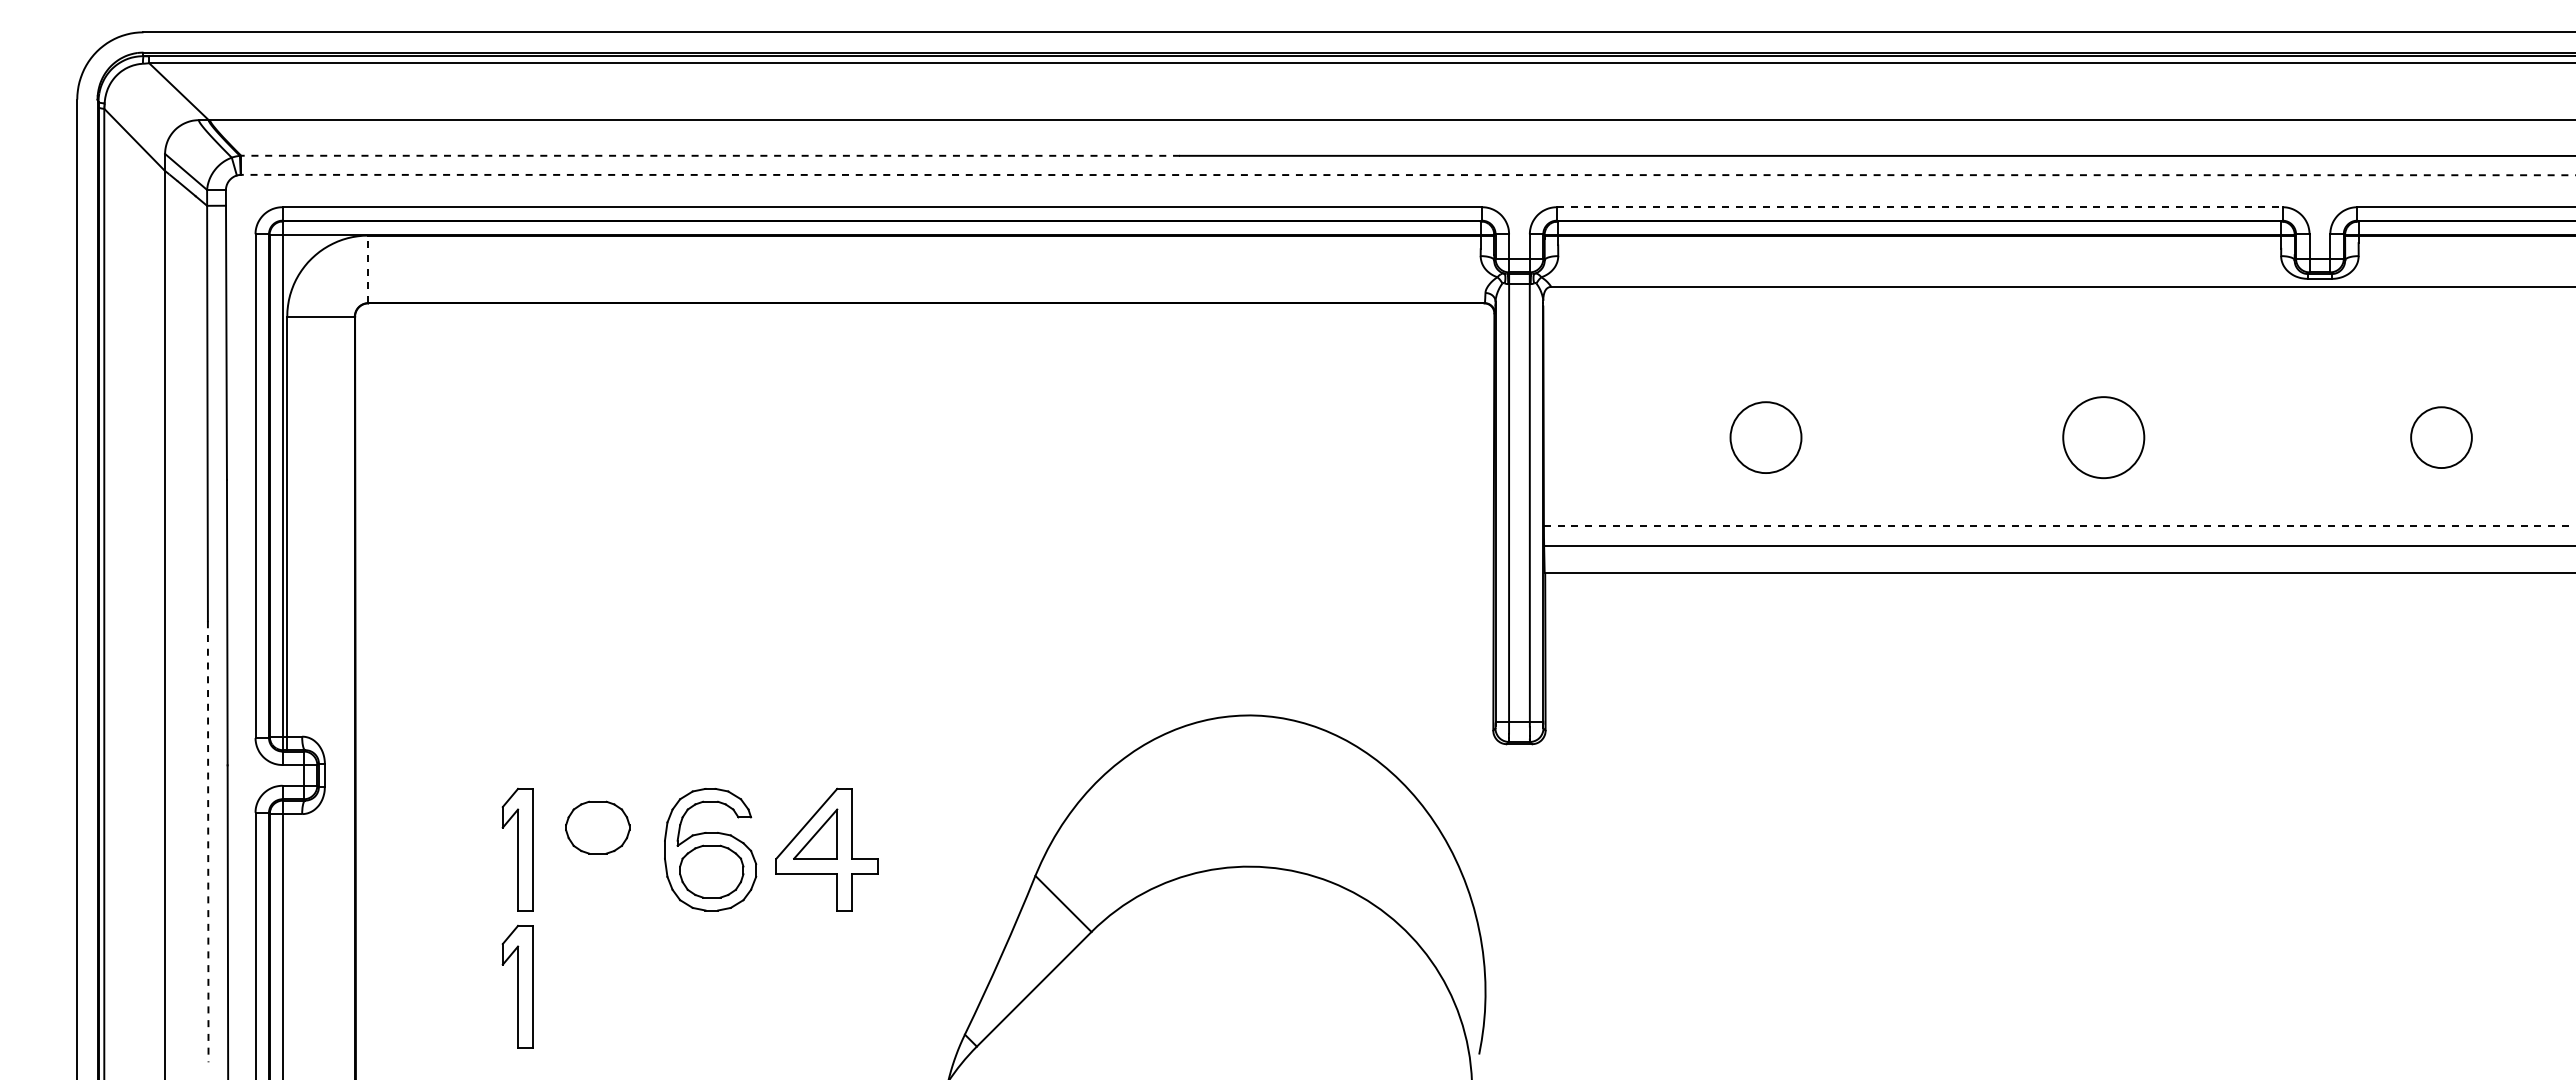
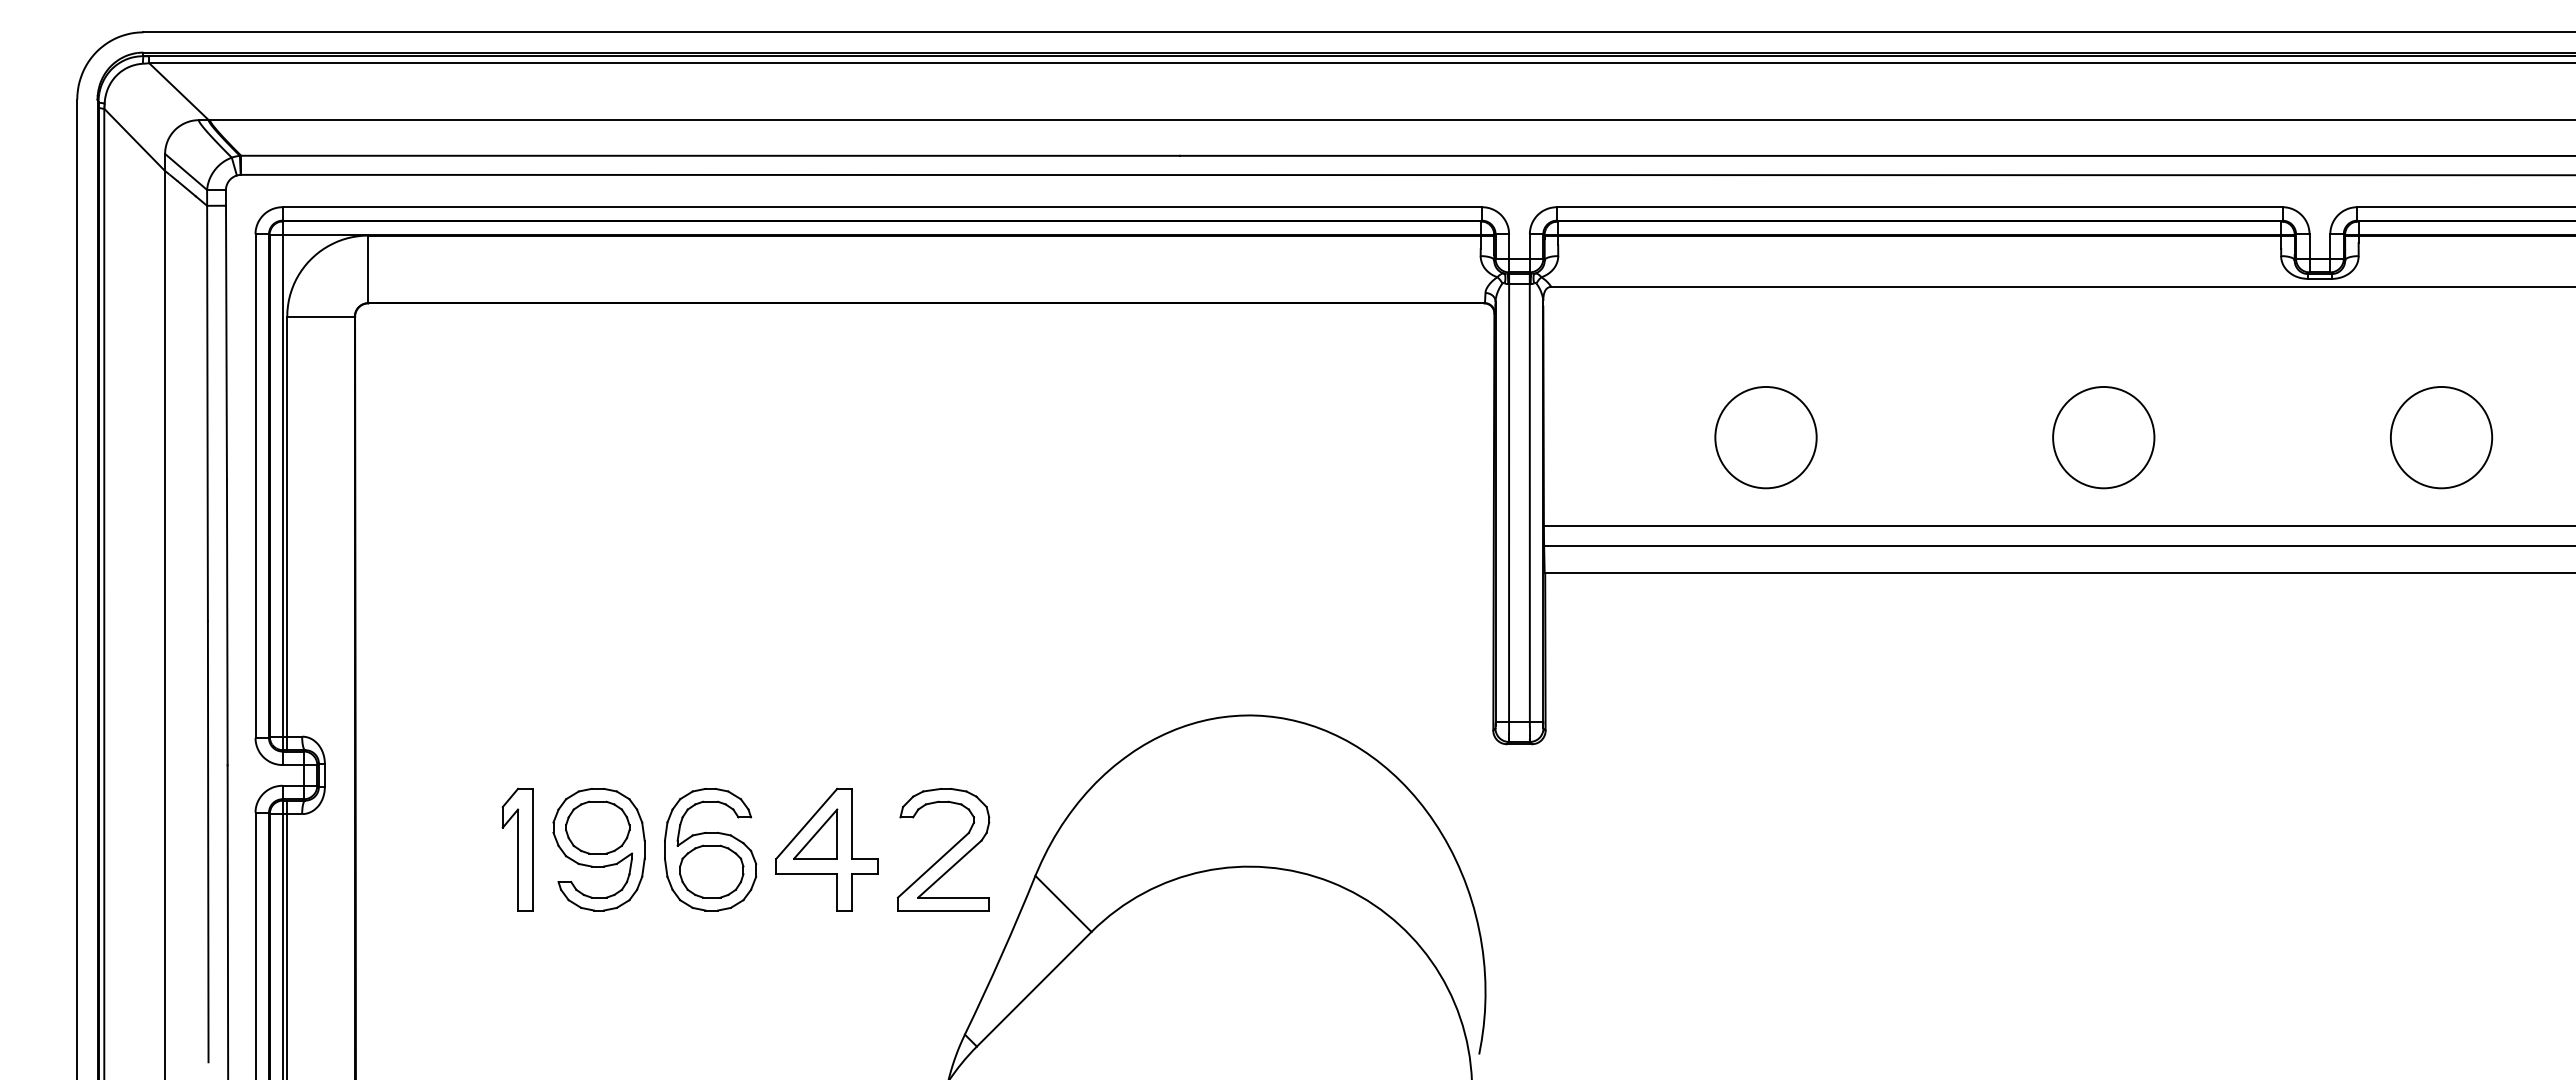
line: dashed -> solid (710, 155)
line: dashed -> solid (1407, 175)
line: dashed -> solid (1919, 207)
line: dashed -> solid (368, 269)
circle diameter: 71 px -> 101 px (1765, 437)
circle diameter: 81 px -> 101 px (2103, 437)
circle diameter: 61 px -> 101 px (2441, 437)
line: dashed -> solid (2059, 525)
line: dashed -> solid (208, 841)
part: none -> present (598, 849)
part: none -> present (943, 849)
line: none -> present (287, 938)
part: present -> none (517, 986)
